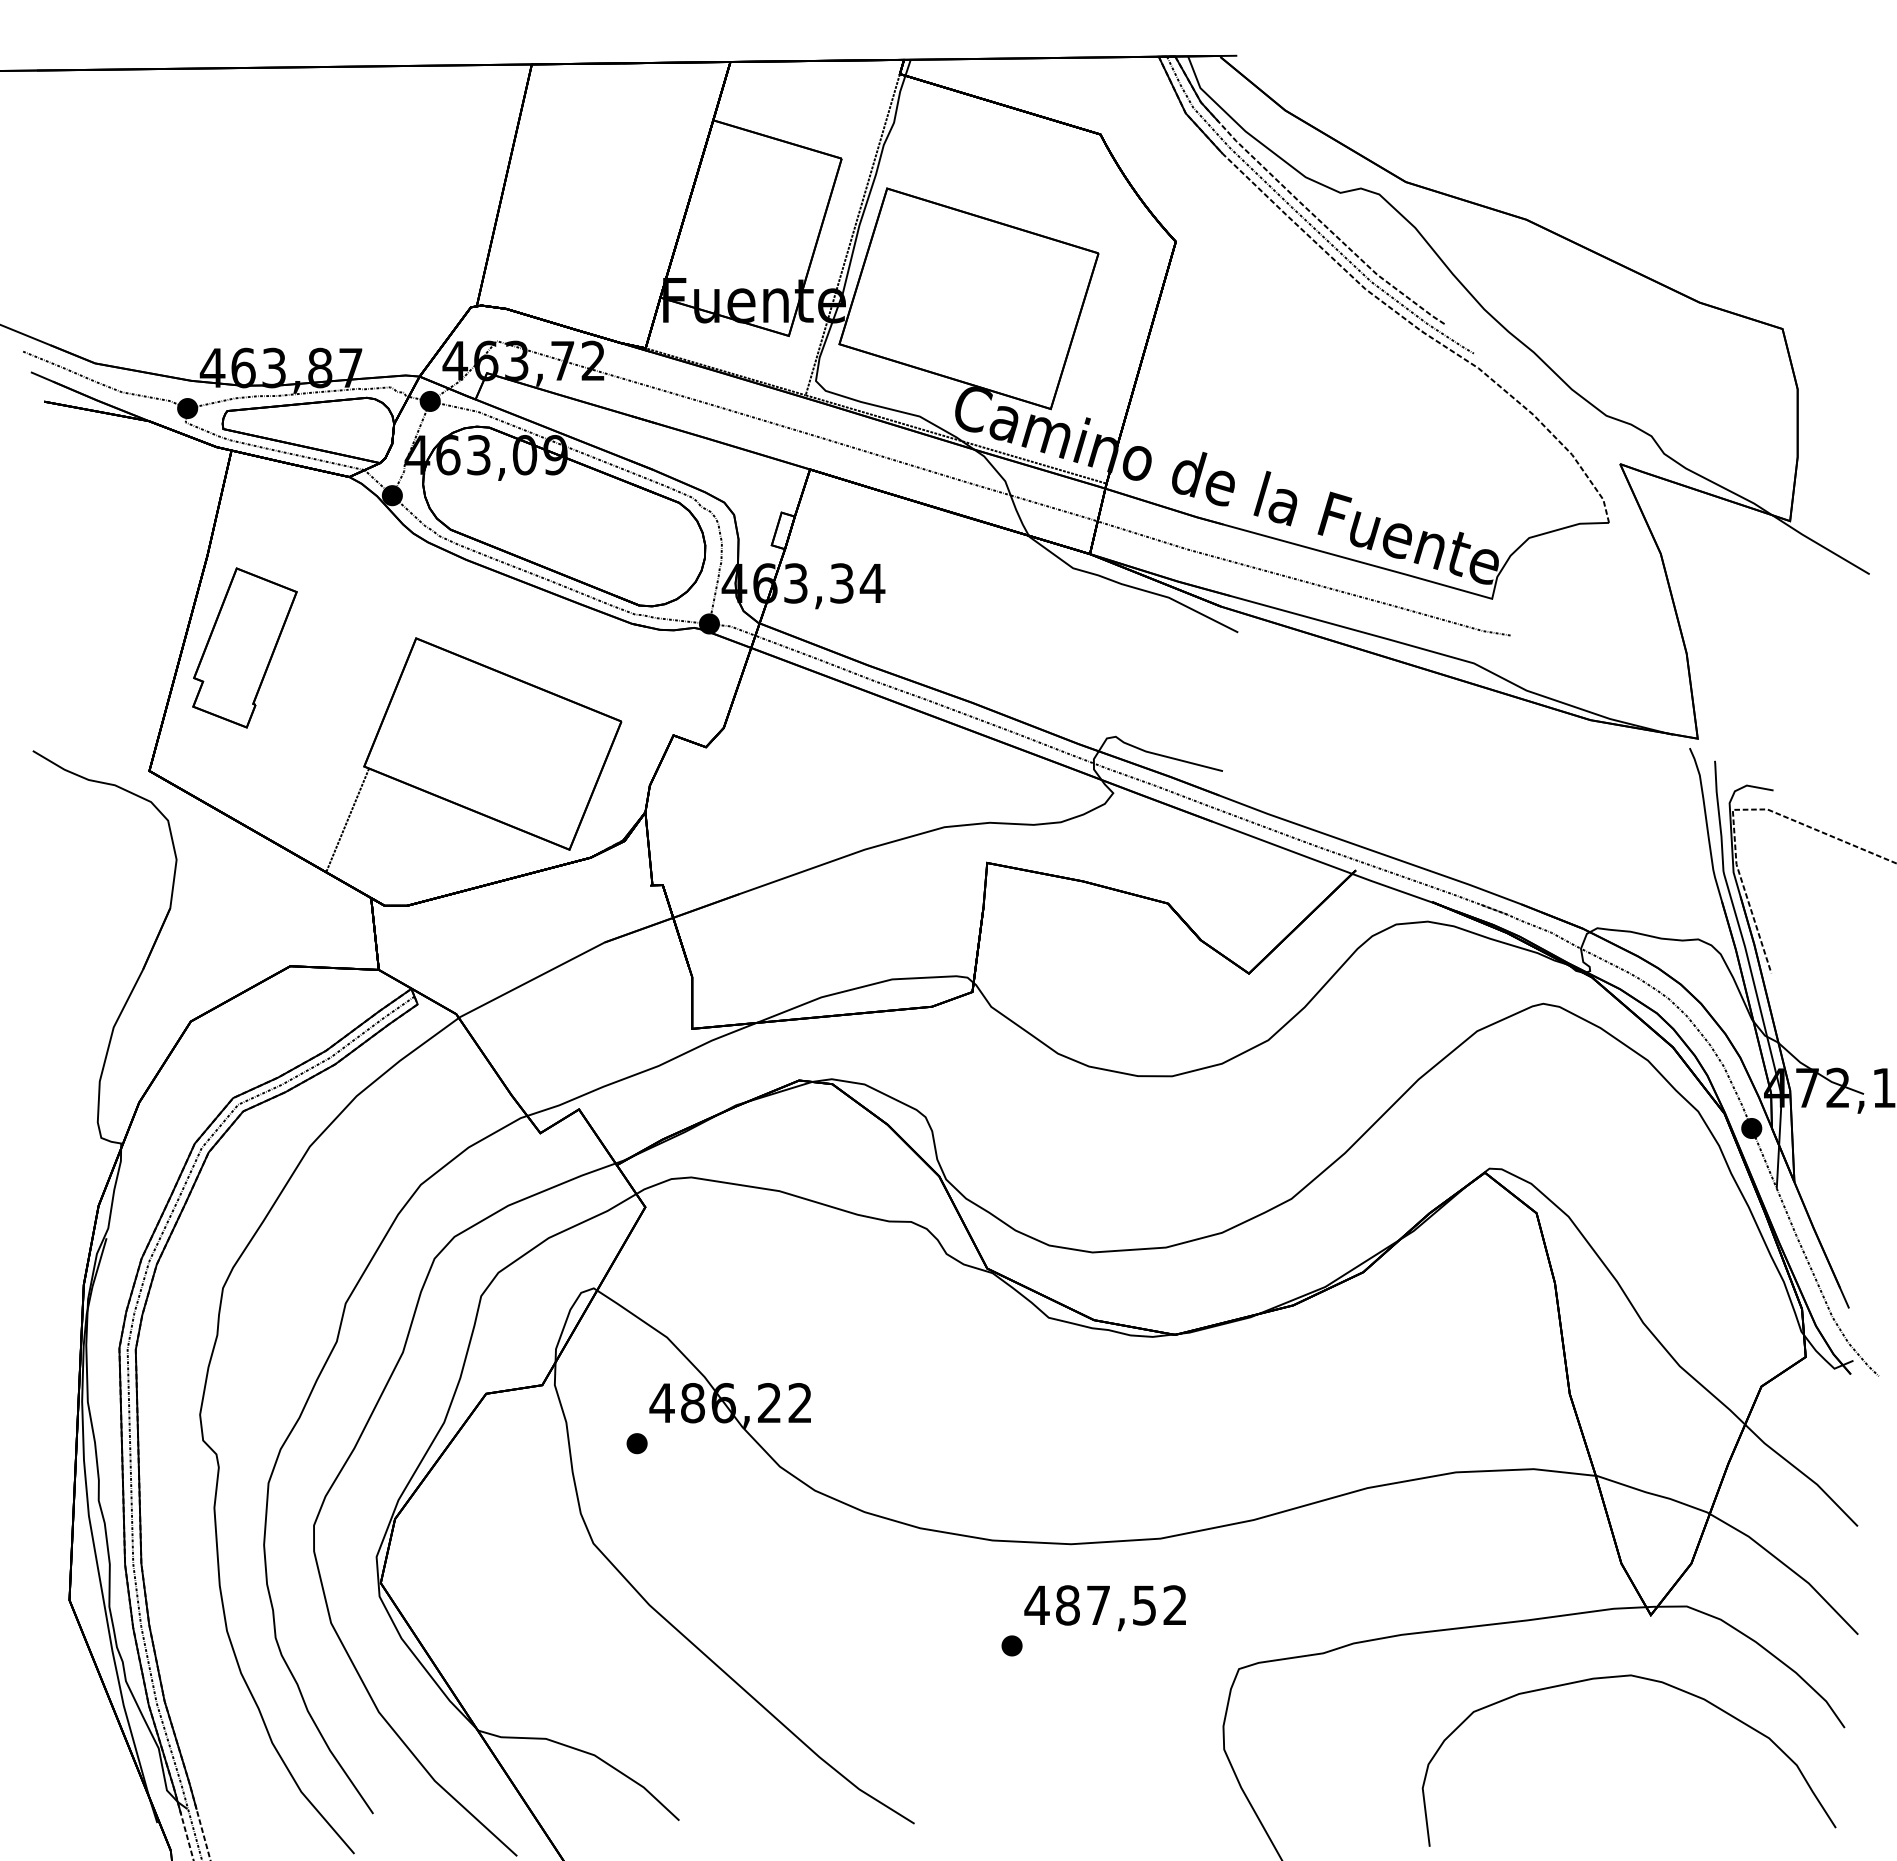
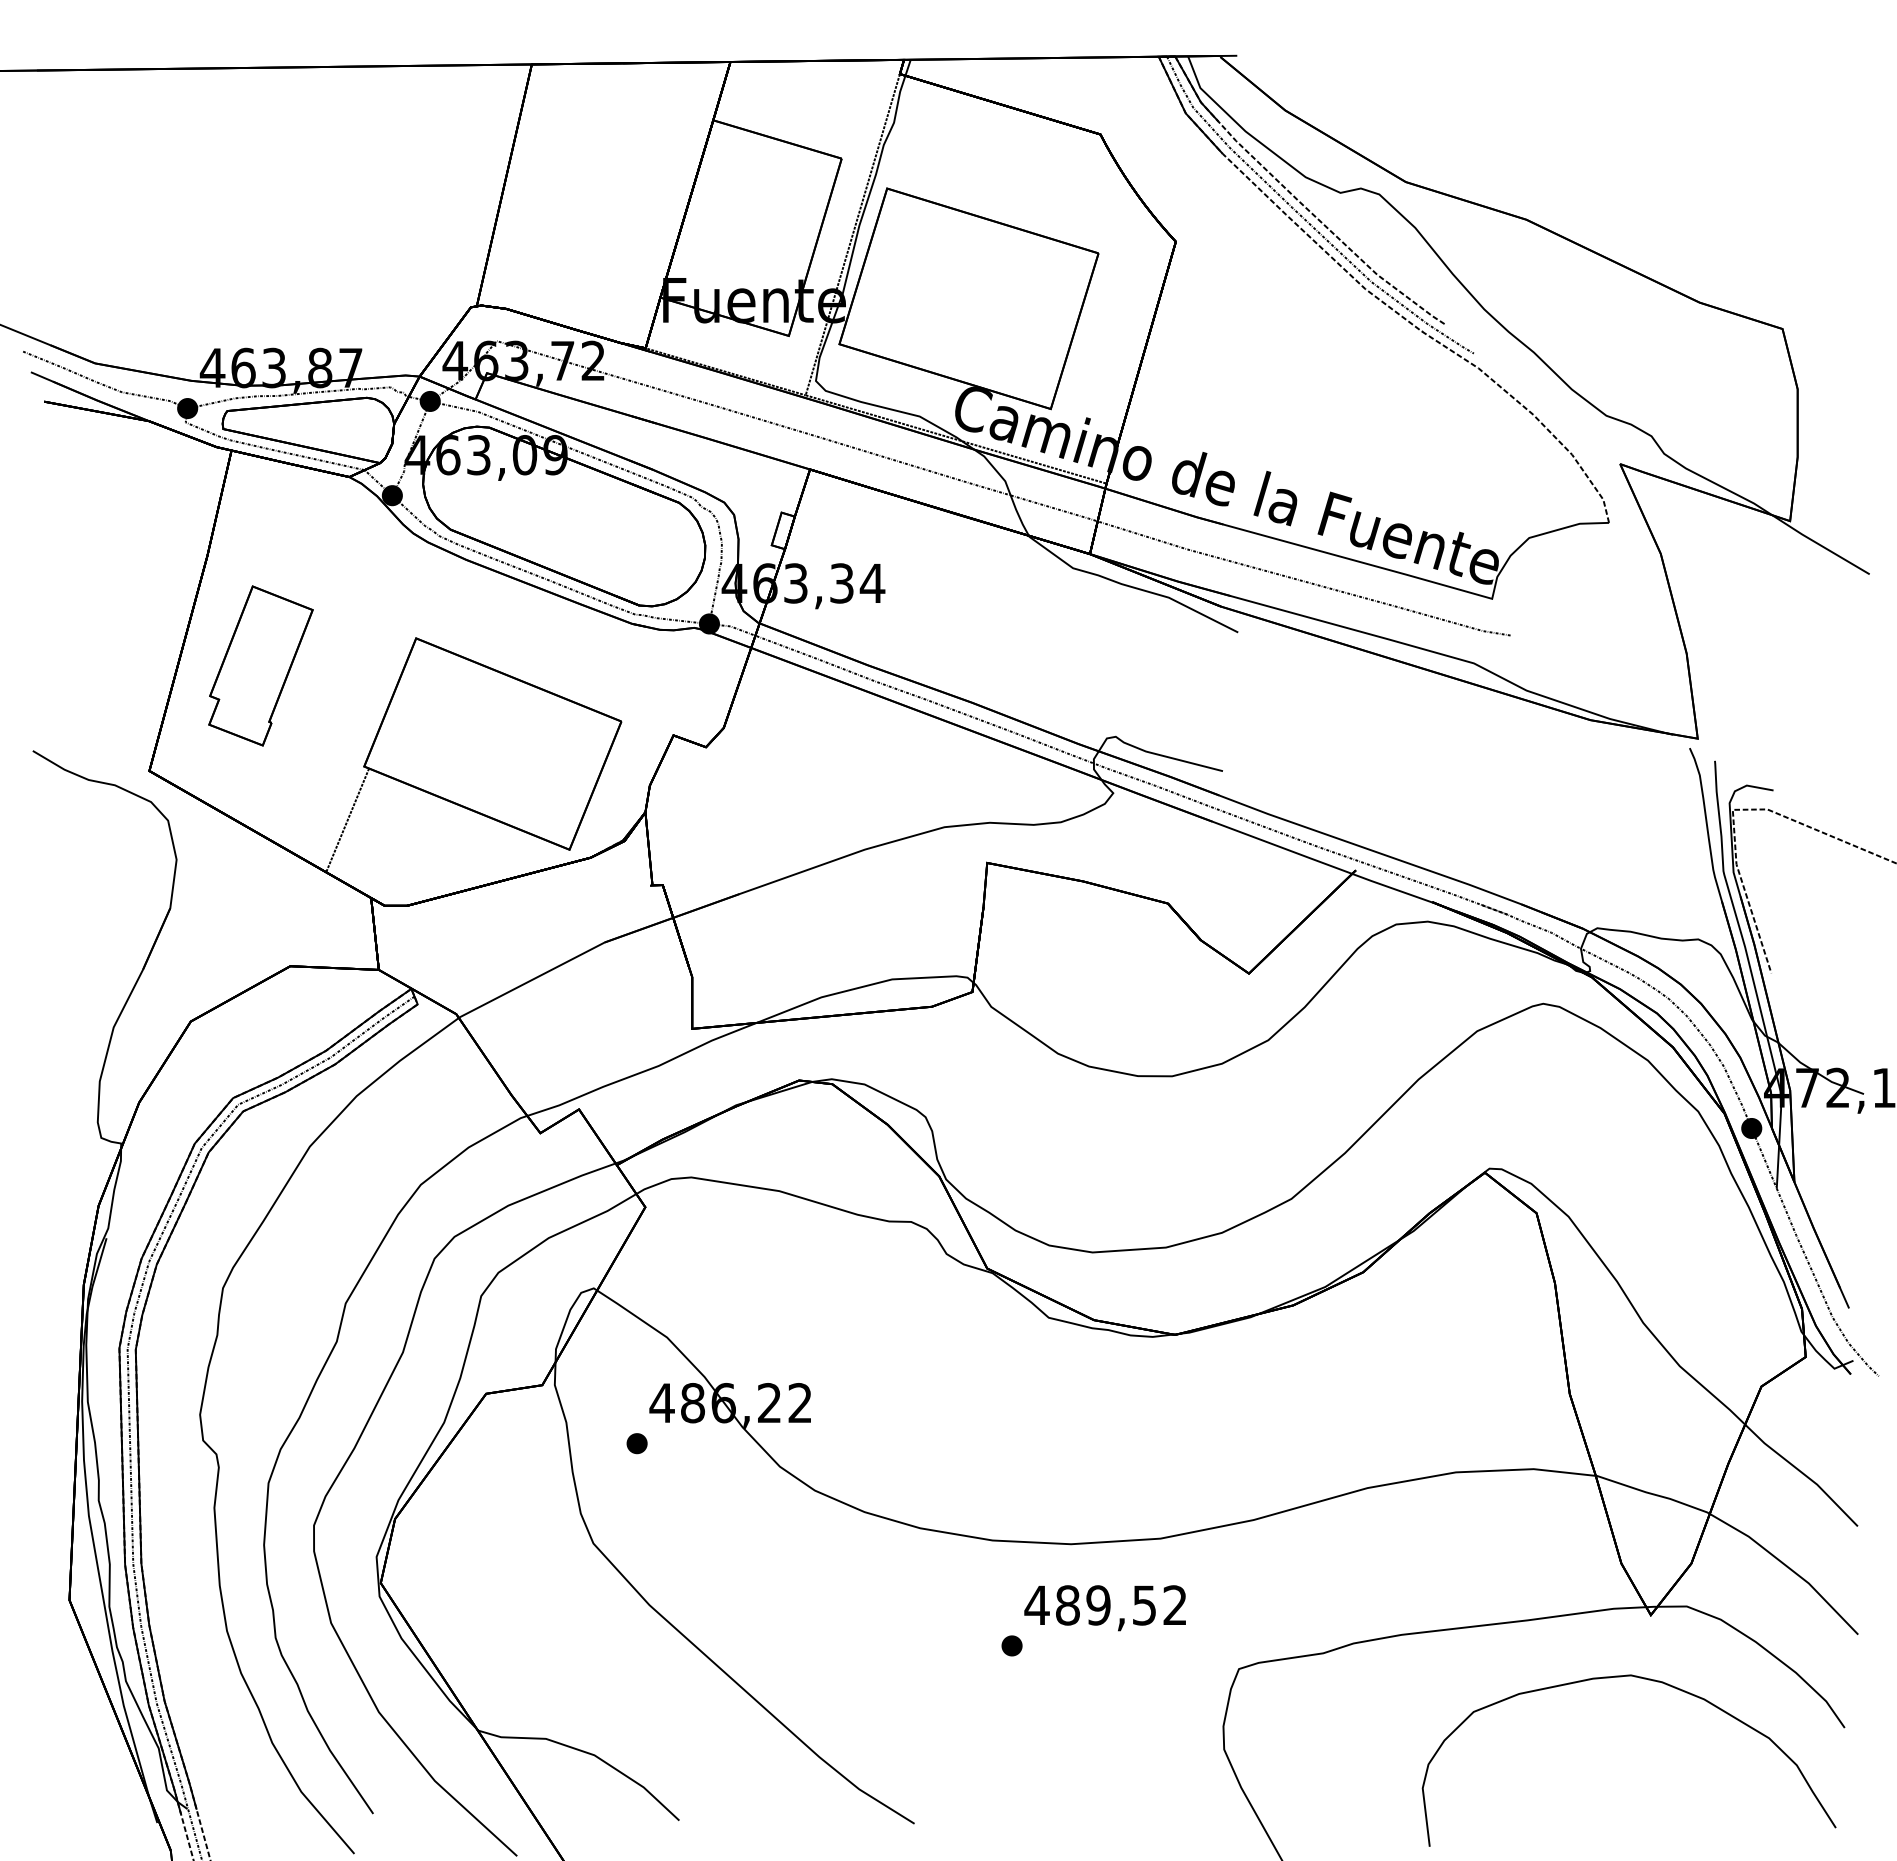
part position: (244, 647) -> (260, 665) (260, 665)
text: 487,52 -> 489,52 (1098, 1605)
